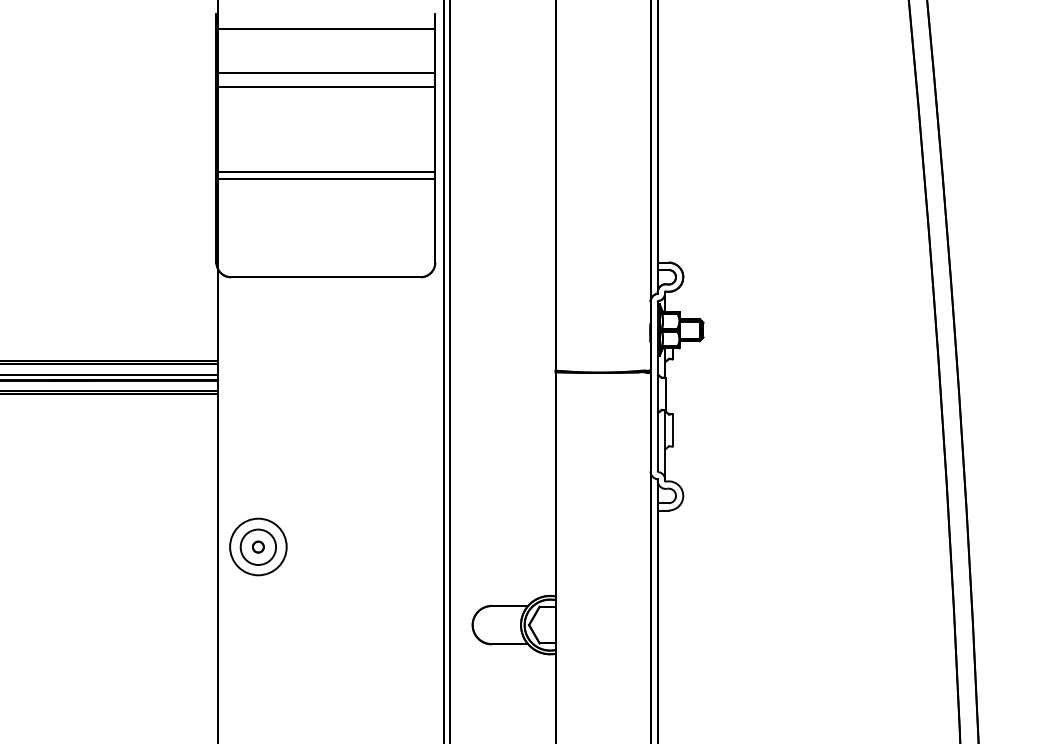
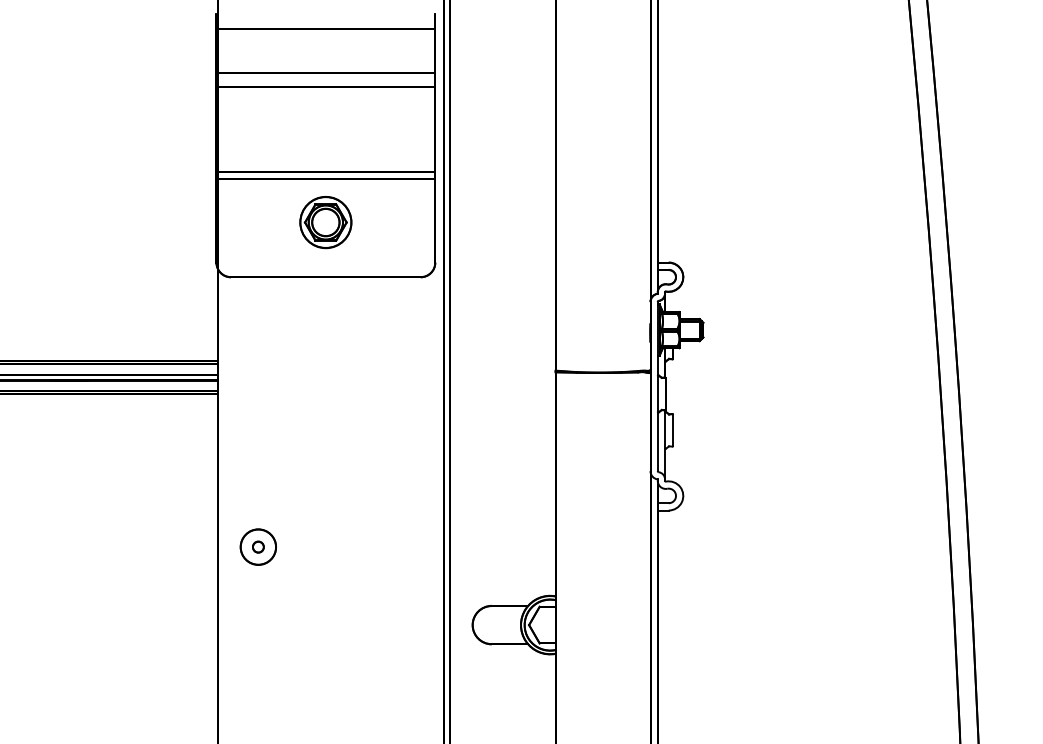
part: none -> present (325, 222)
circle diameter: 57 px -> 35 px (258, 546)
